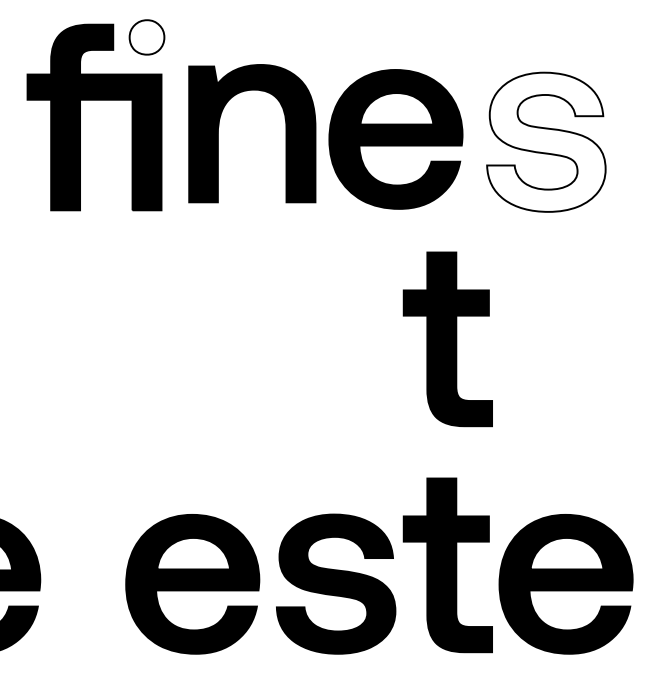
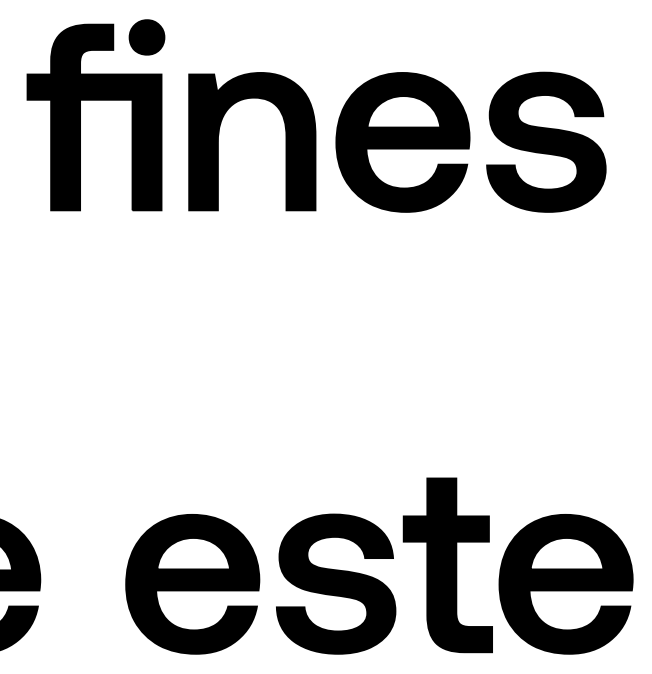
fill: none -> present (146, 37)
part position: (285, 133) -> (285, 141) (285, 141)
part position: (395, 139) -> (402, 142) (402, 142)
fill: none -> present (546, 141)
part: present -> none (447, 339)
